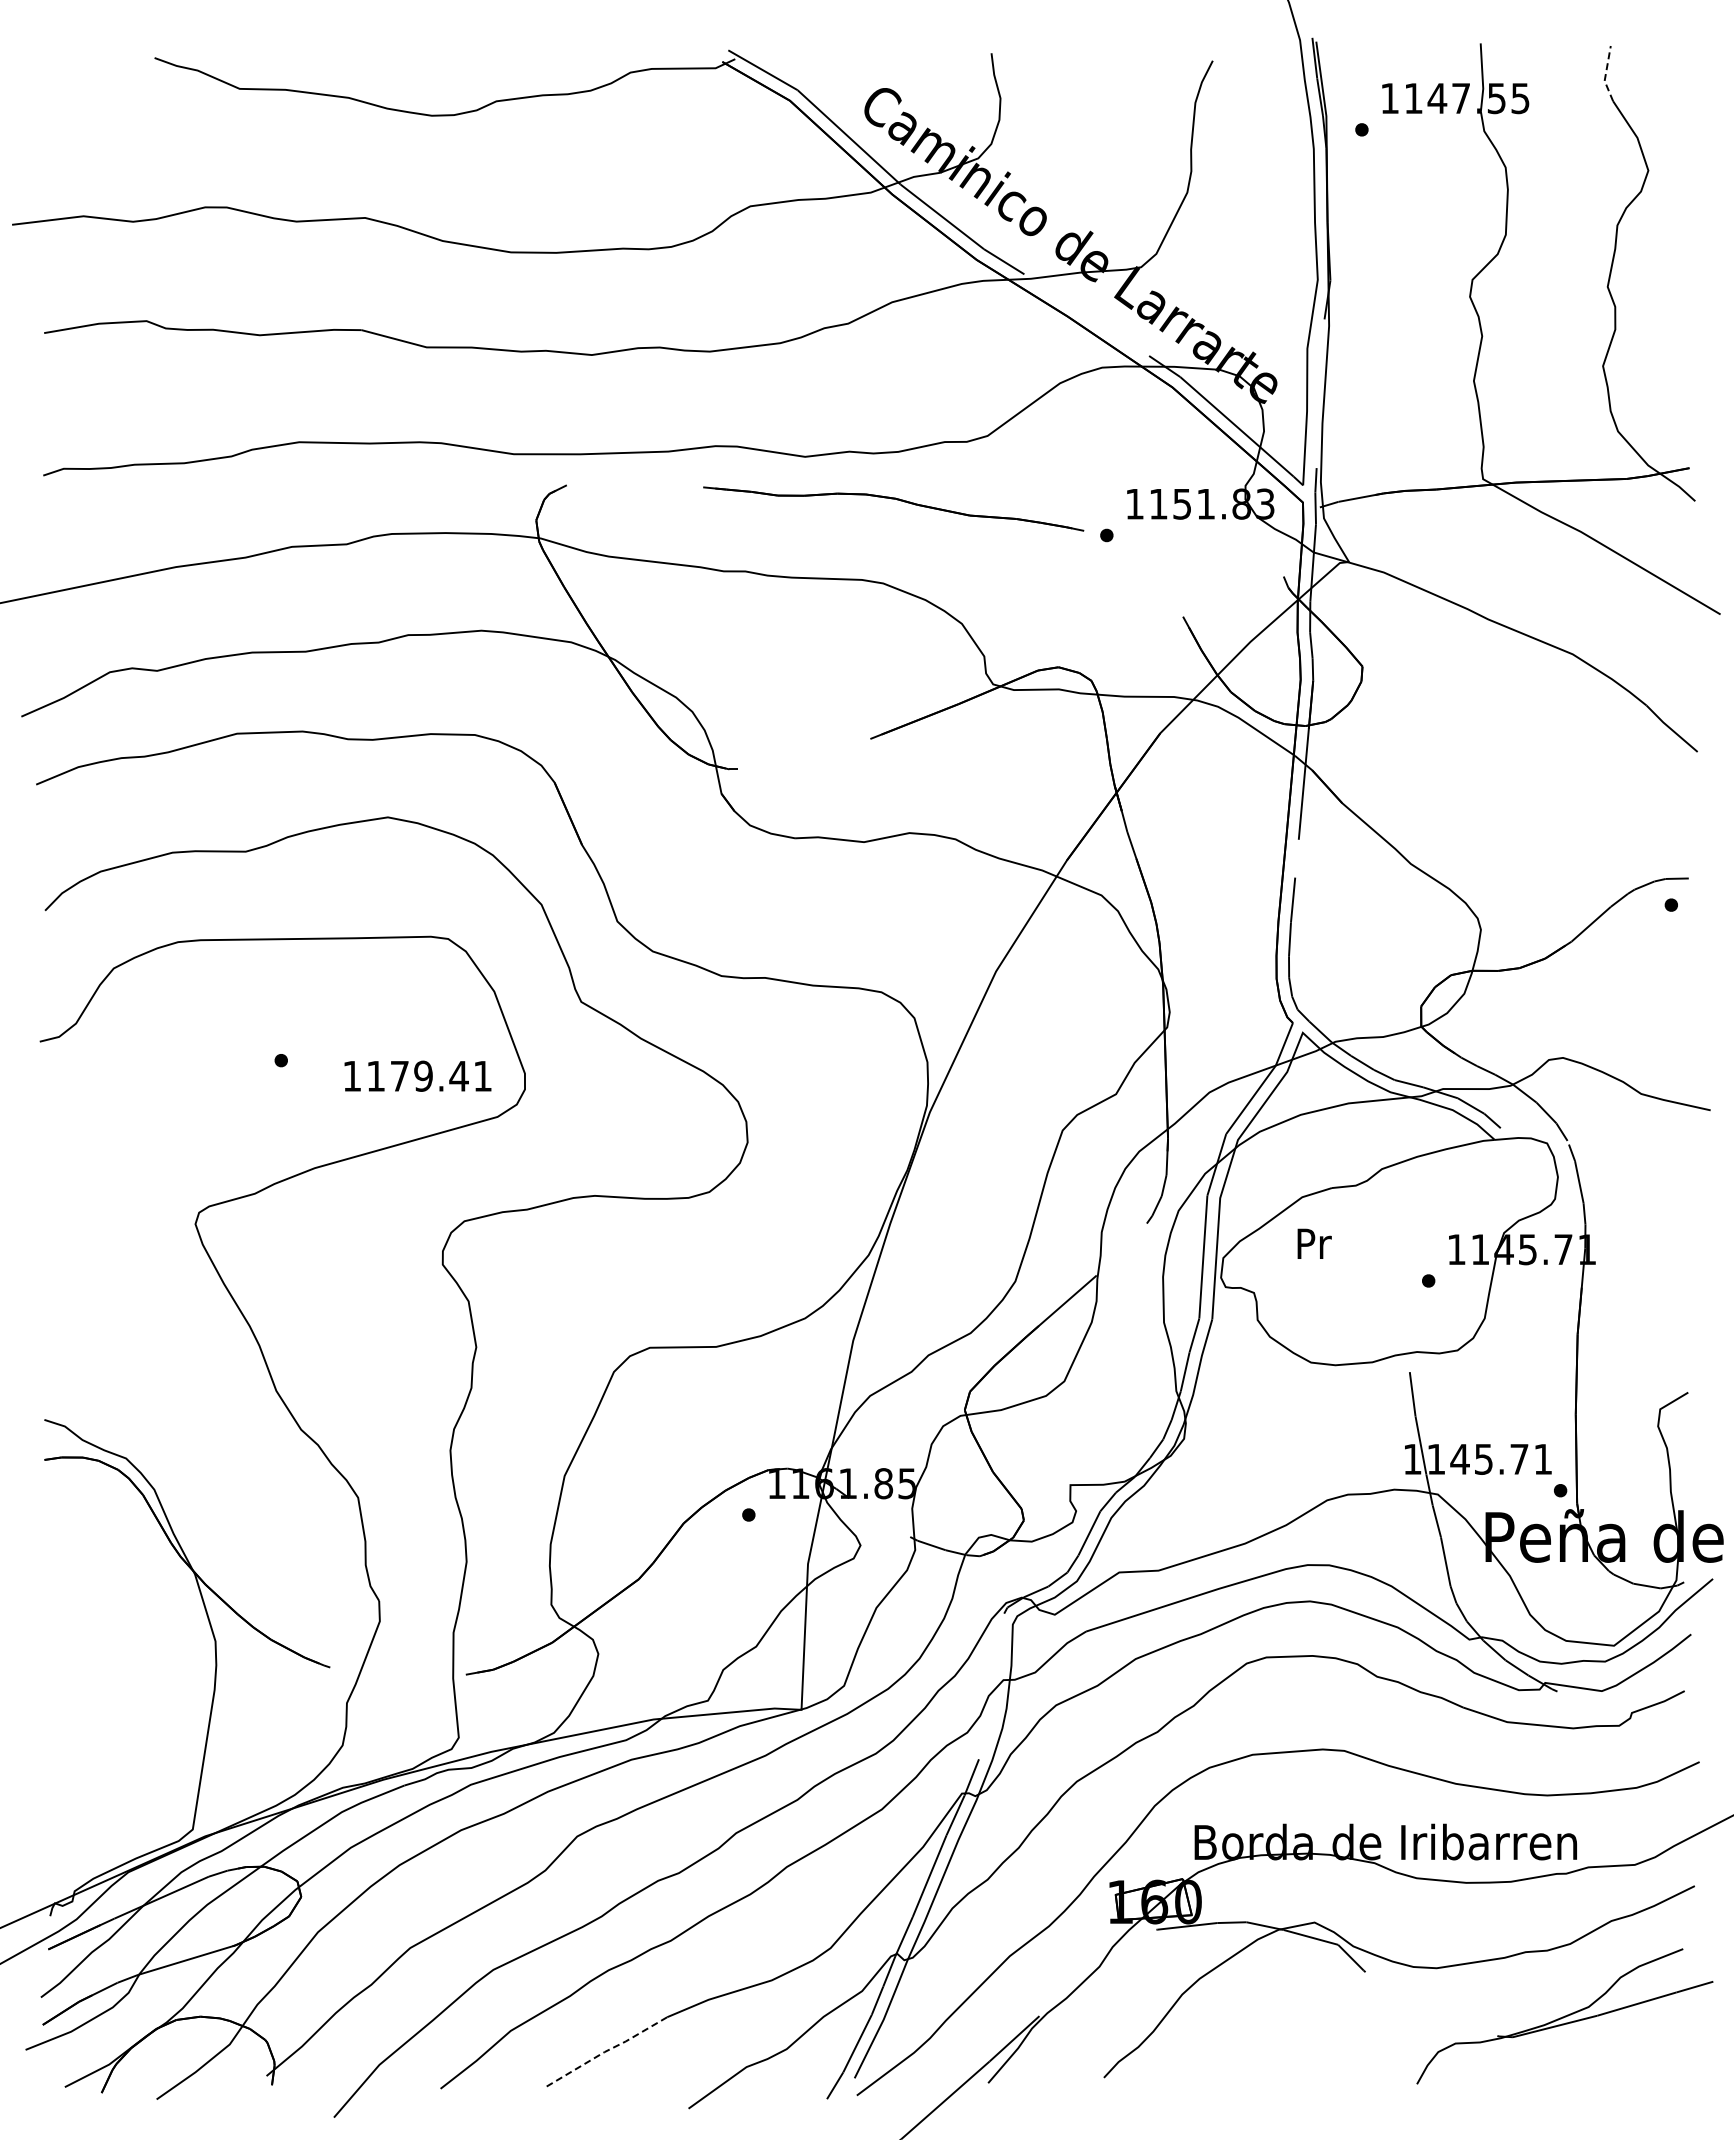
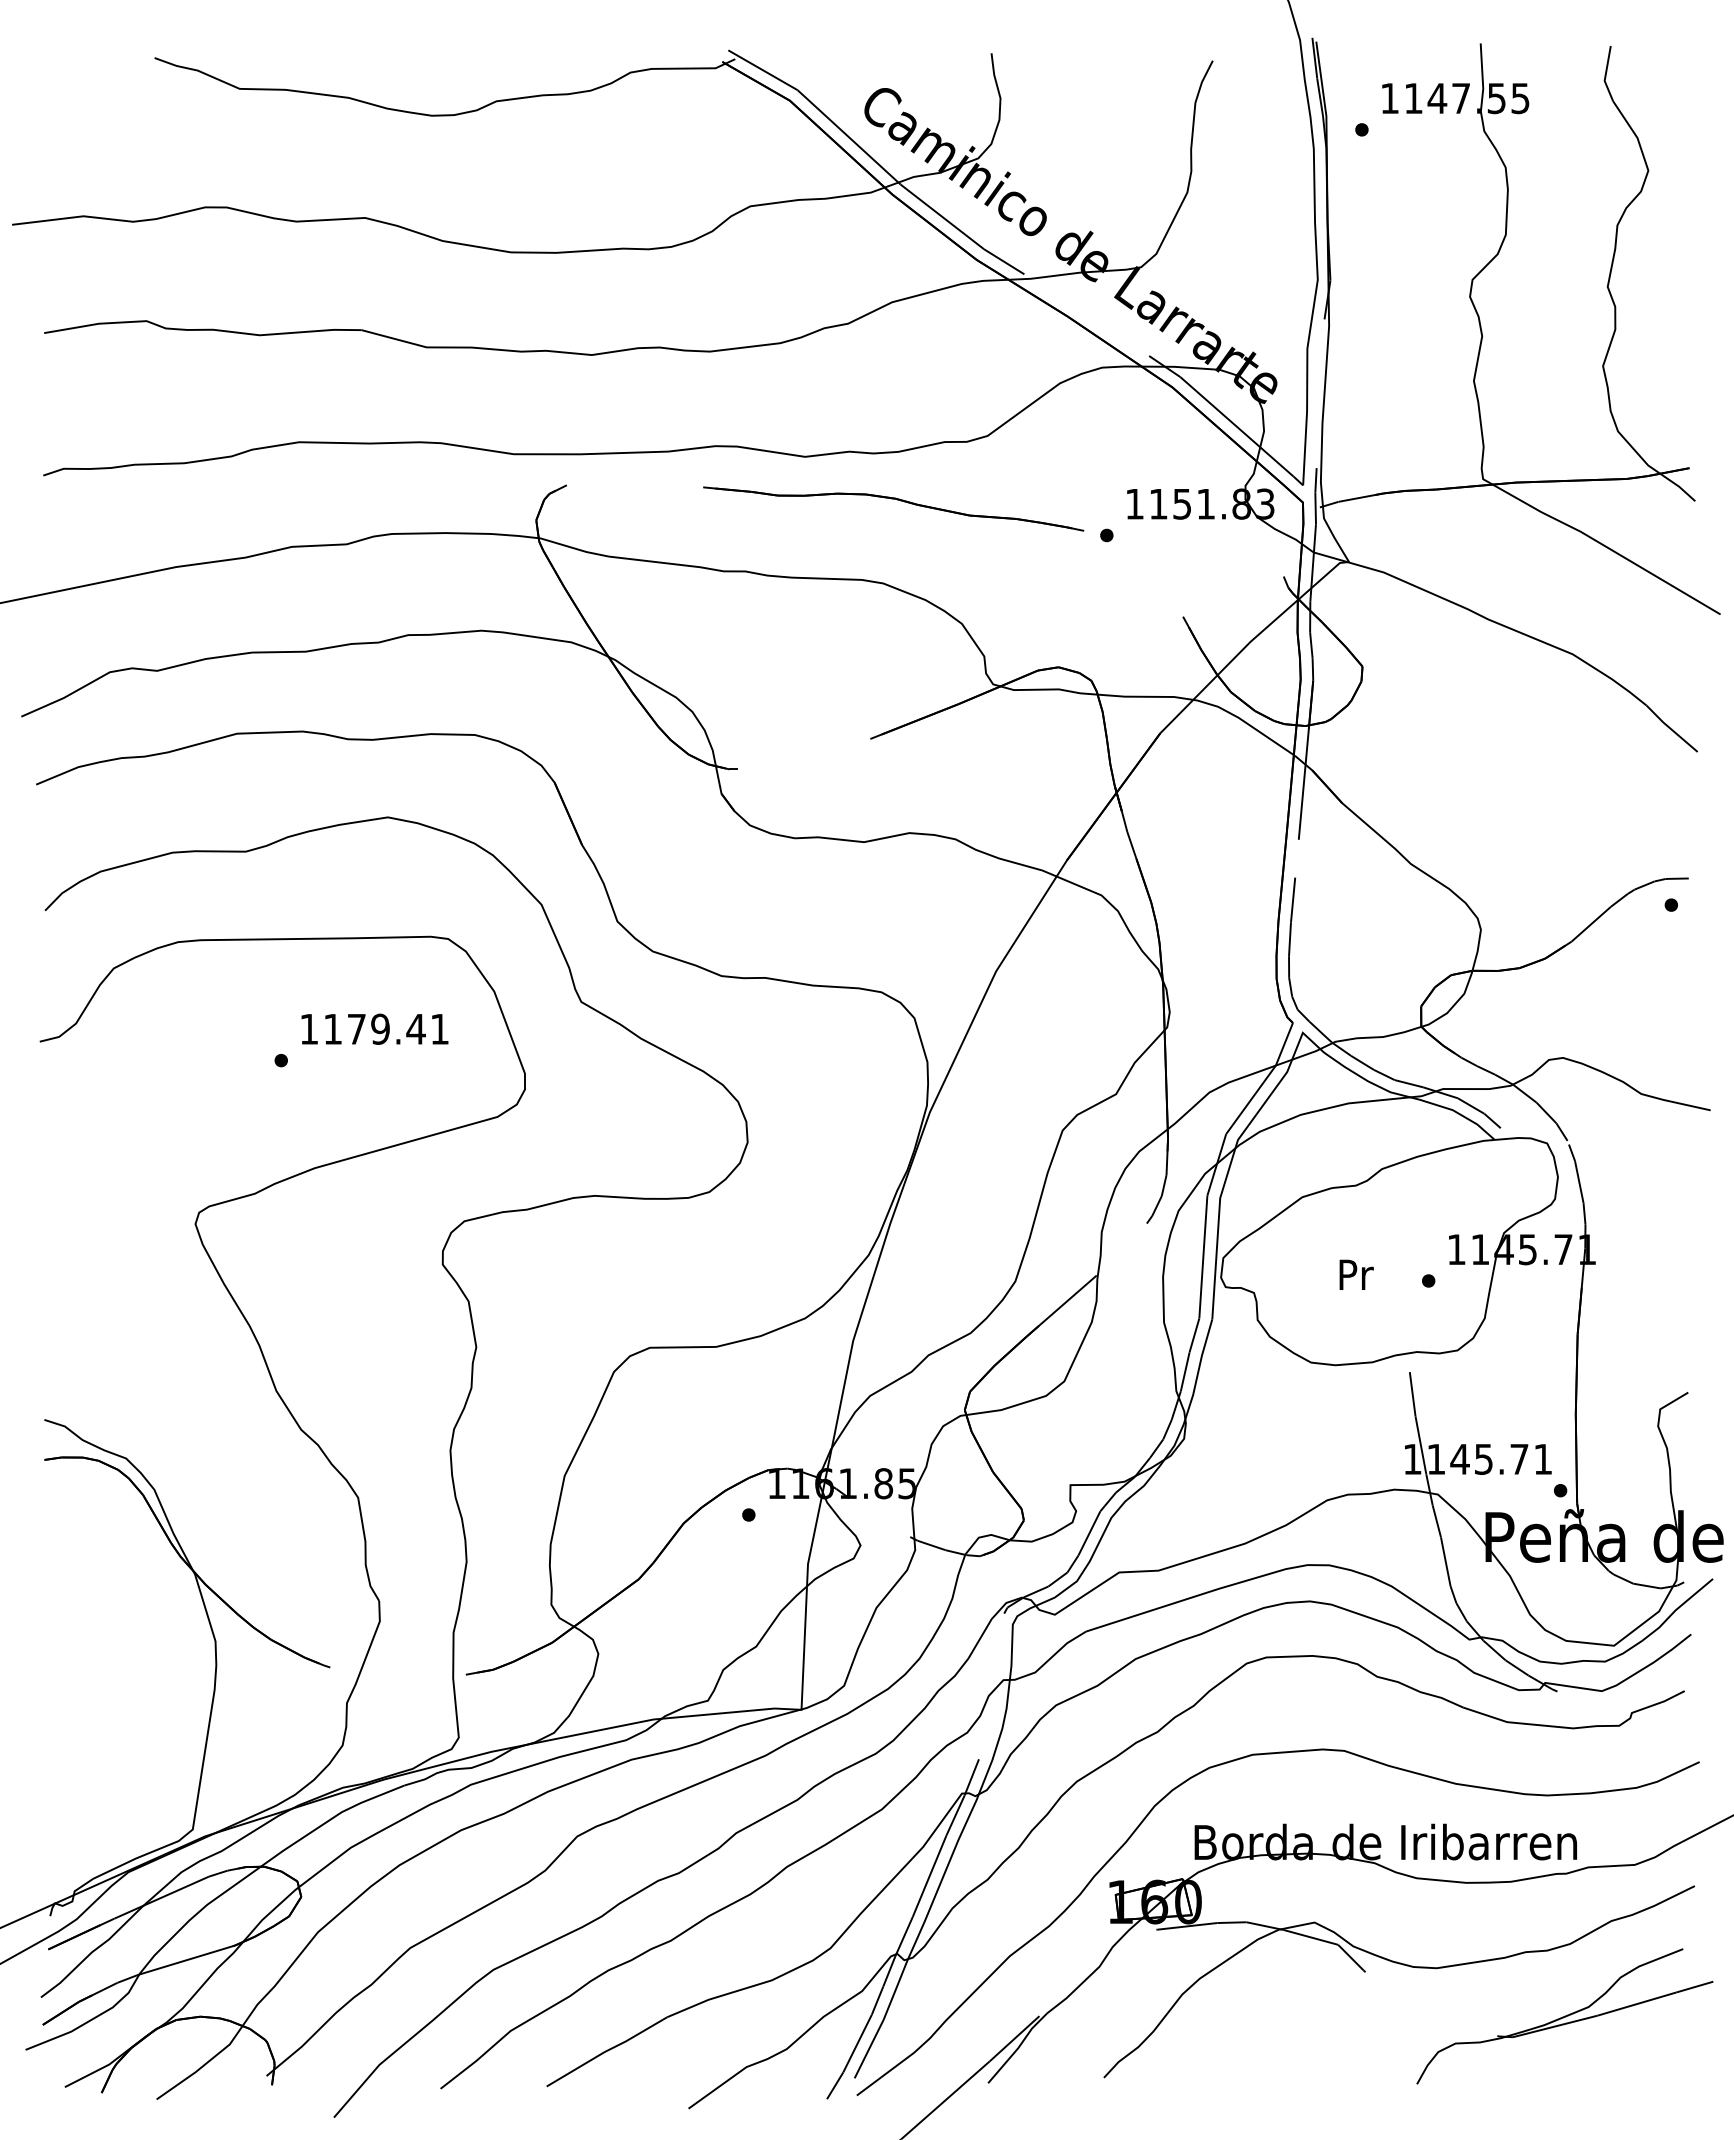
line: dashed -> solid (1605, 75)
text position: (417, 1075) -> (374, 1028) (374, 1028)
text position: (1314, 1243) -> (1356, 1274) (1356, 1274)
line: dashed -> solid (606, 2051)
